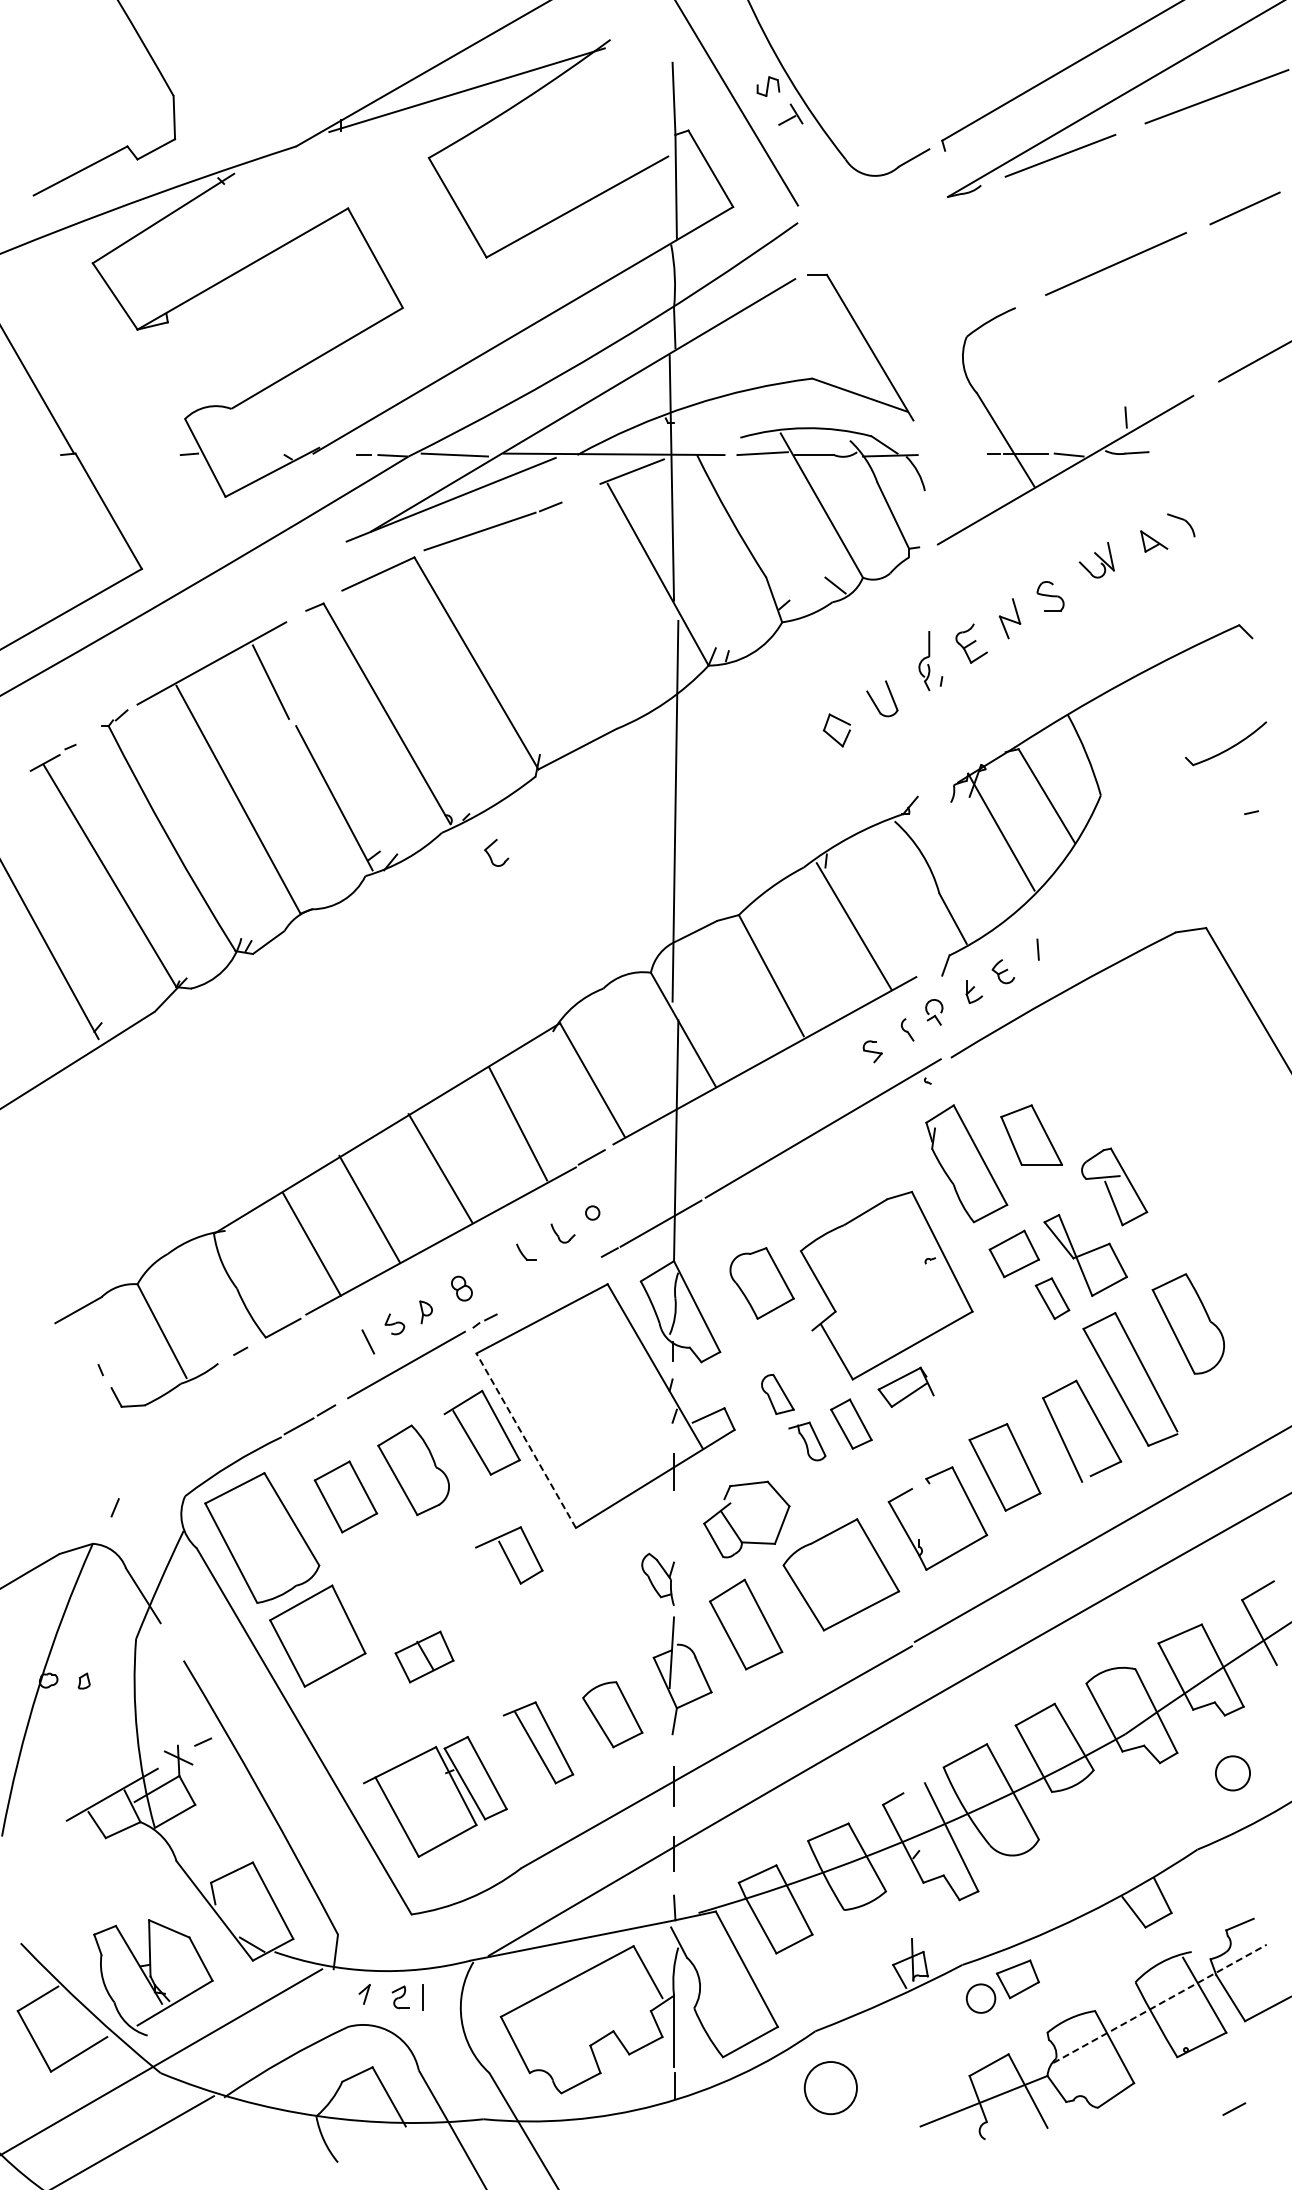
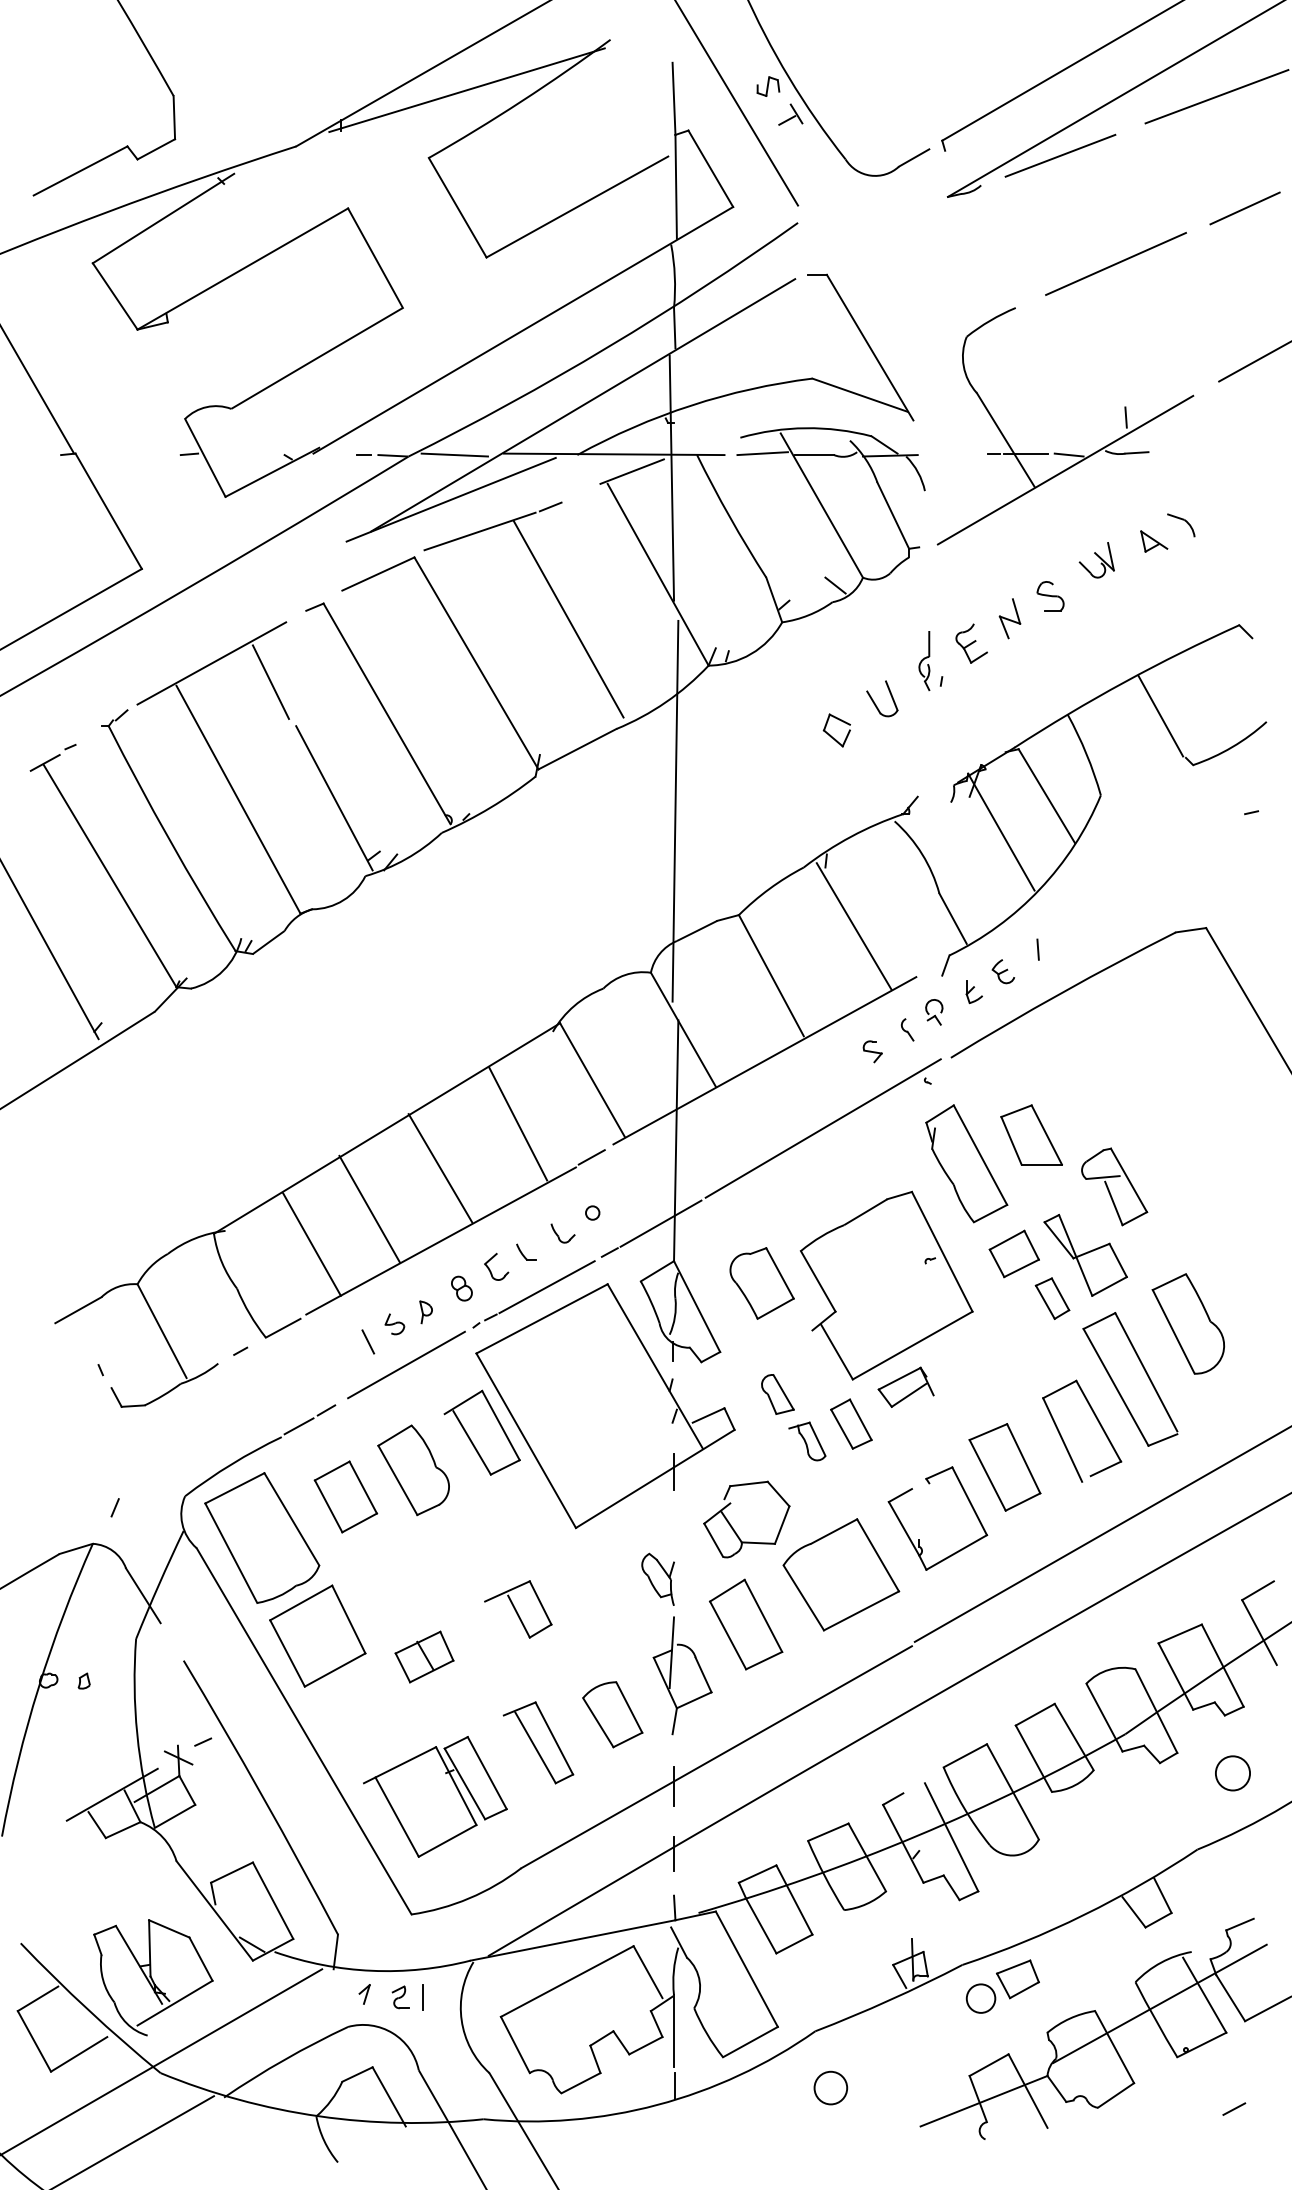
line: none -> present (568, 619)
line: none -> present (1160, 715)
part position: (490, 855) -> (490, 1269) (490, 1269)
line: none -> present (546, 1287)
line: dashed -> solid (525, 1440)
part position: (509, 1555) -> (518, 1609) (518, 1609)
line: dashed -> solid (1160, 2003)
circle diameter: 52 px -> 33 px (830, 2087)
